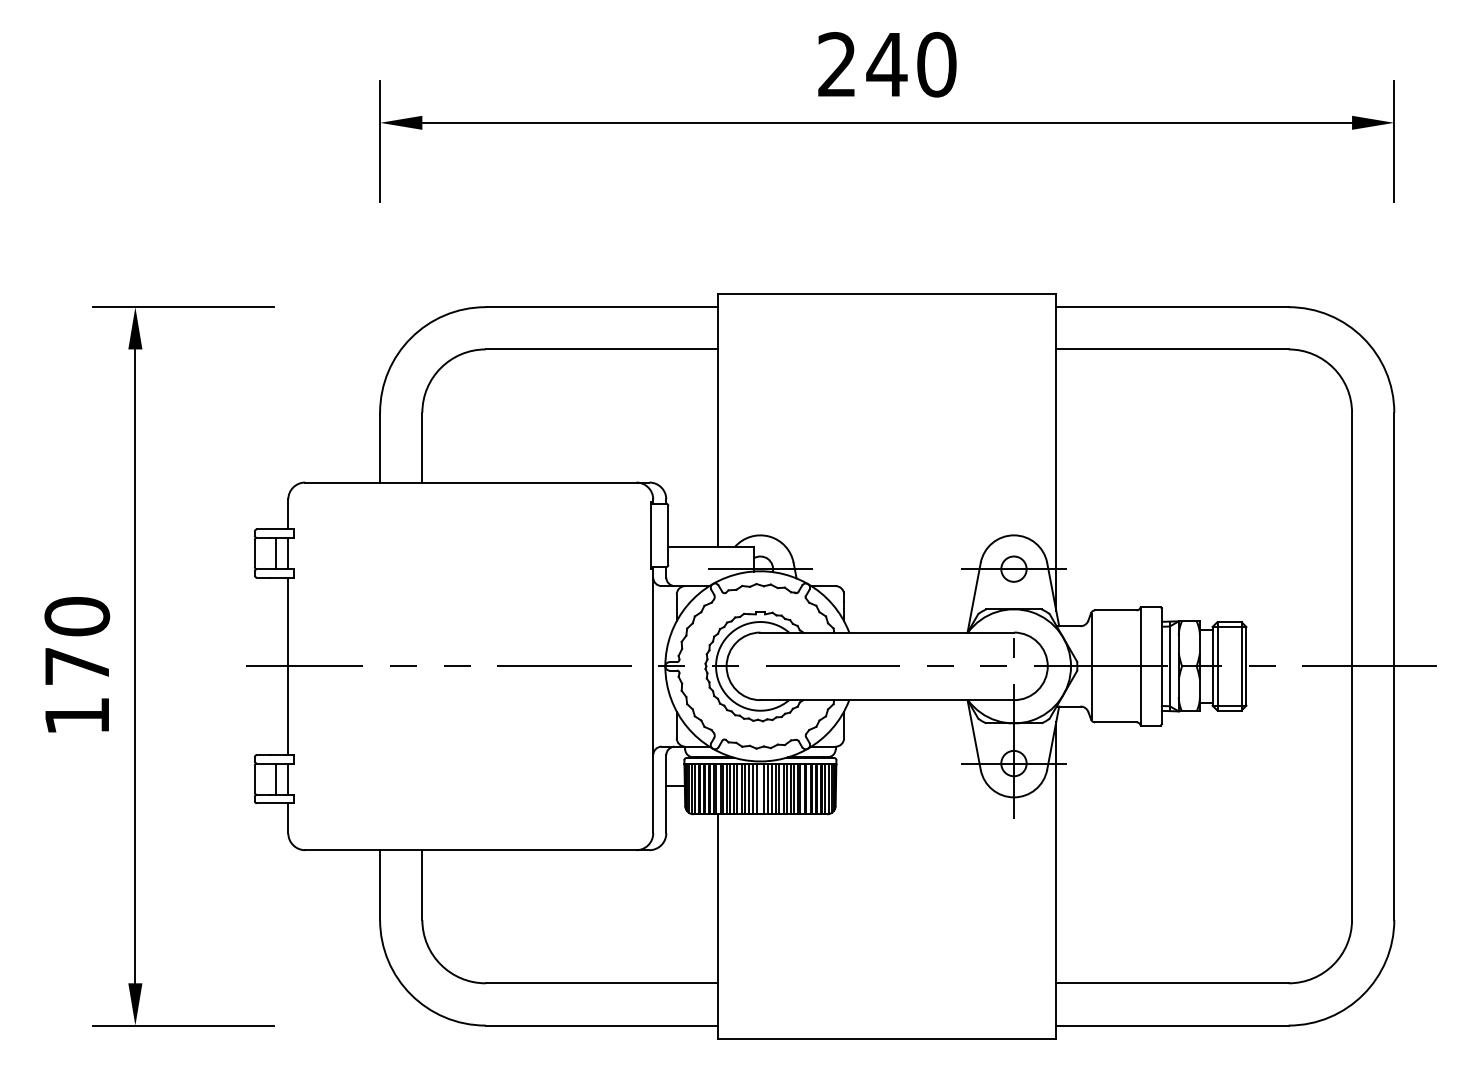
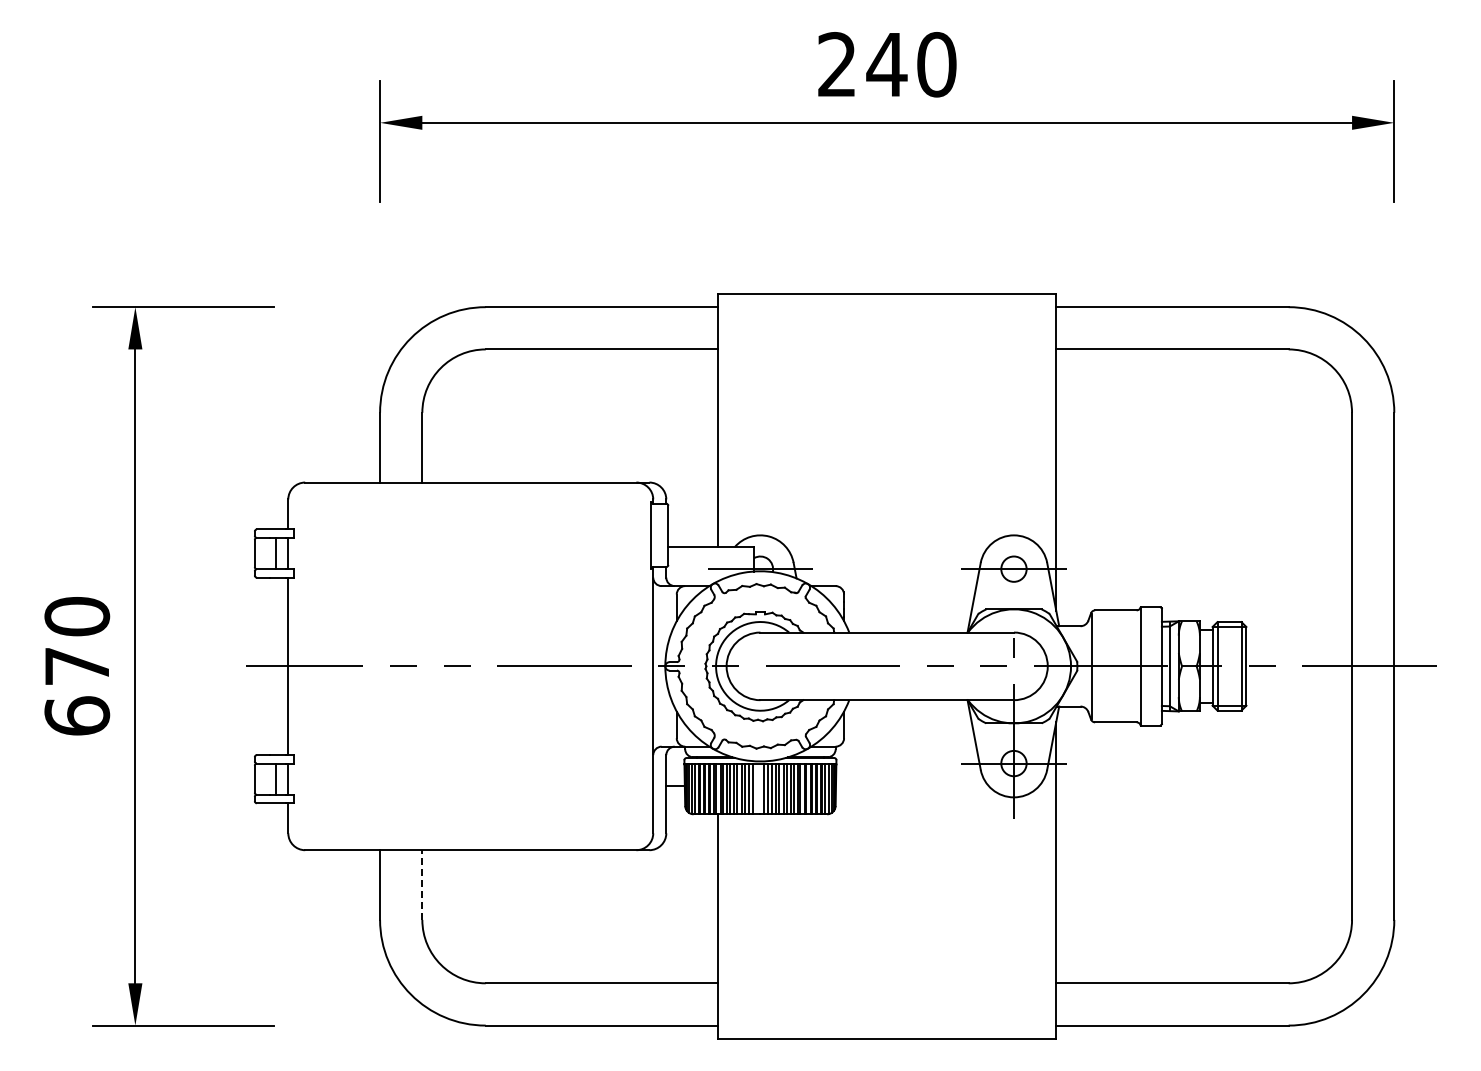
text: 170 -> 670 (77, 715)
line: present -> none (756, 789)
line: solid -> dashed (422, 885)
